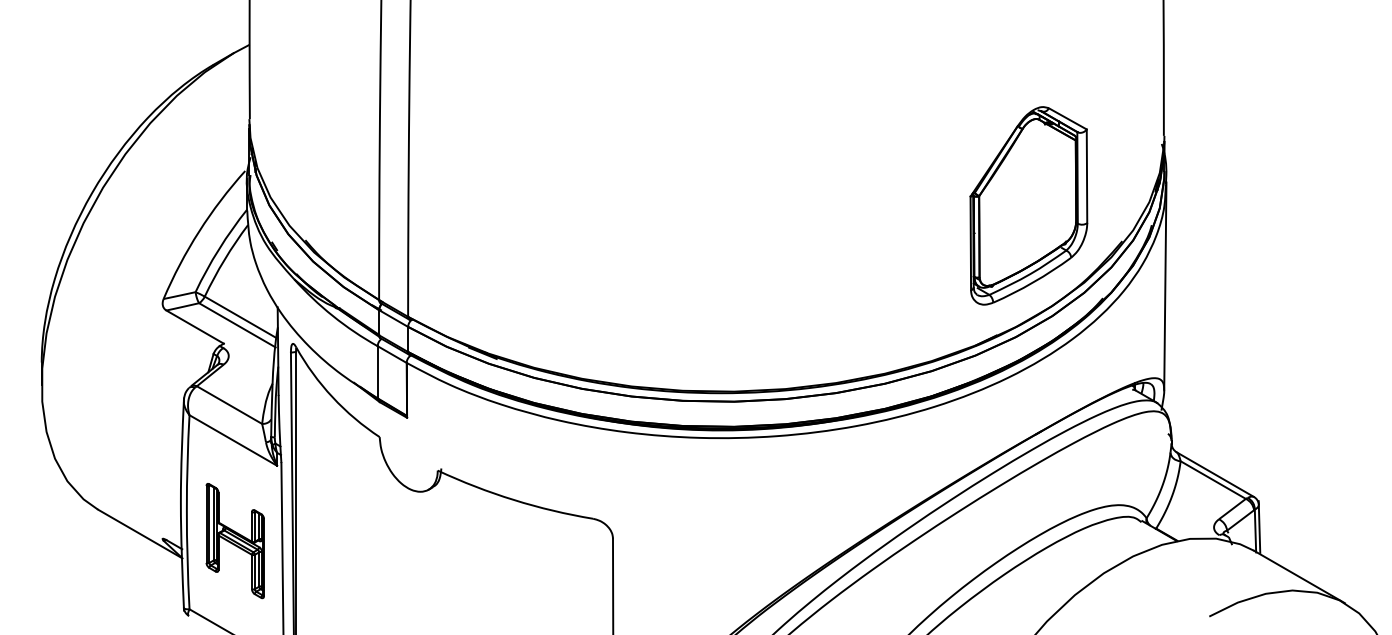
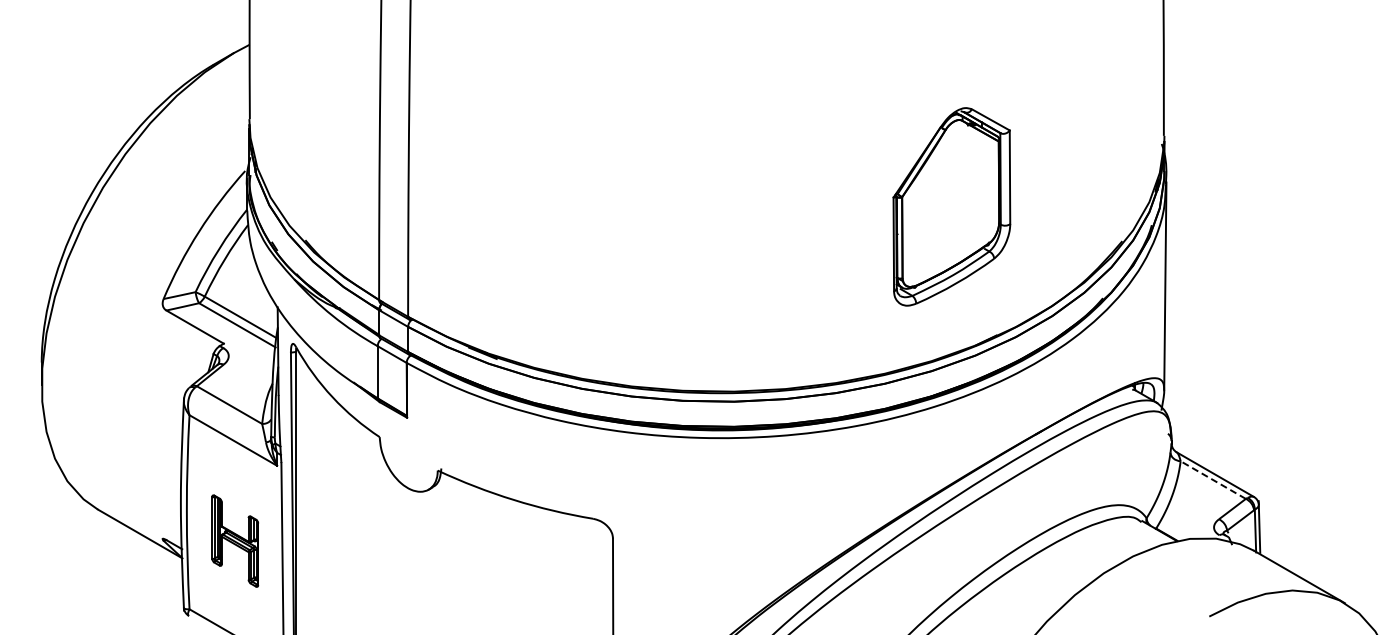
part position: (1028, 205) -> (951, 206) (951, 206)
line: solid -> dashed (1213, 480)
part size: 60x117 px -> 49x94 px (235, 540)
